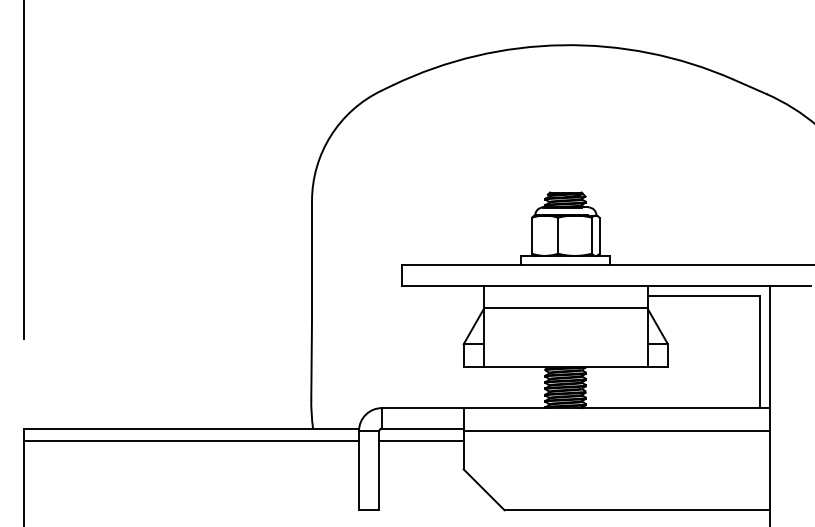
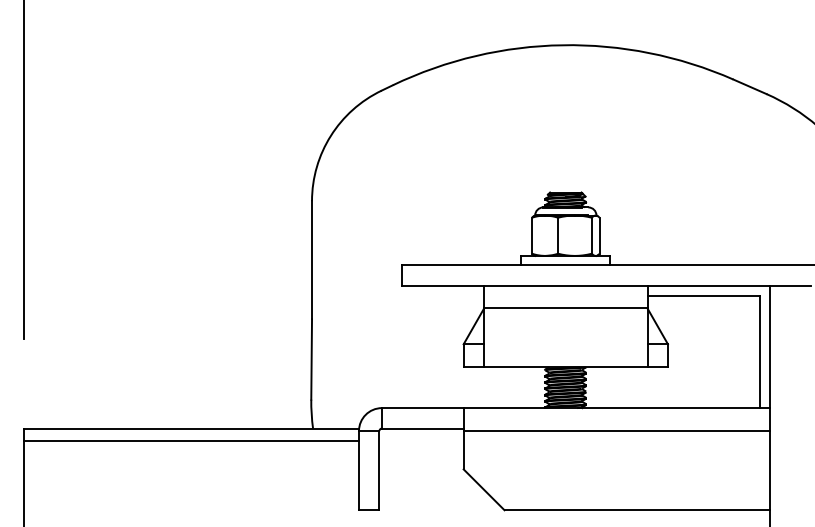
line: present -> none (421, 440)
